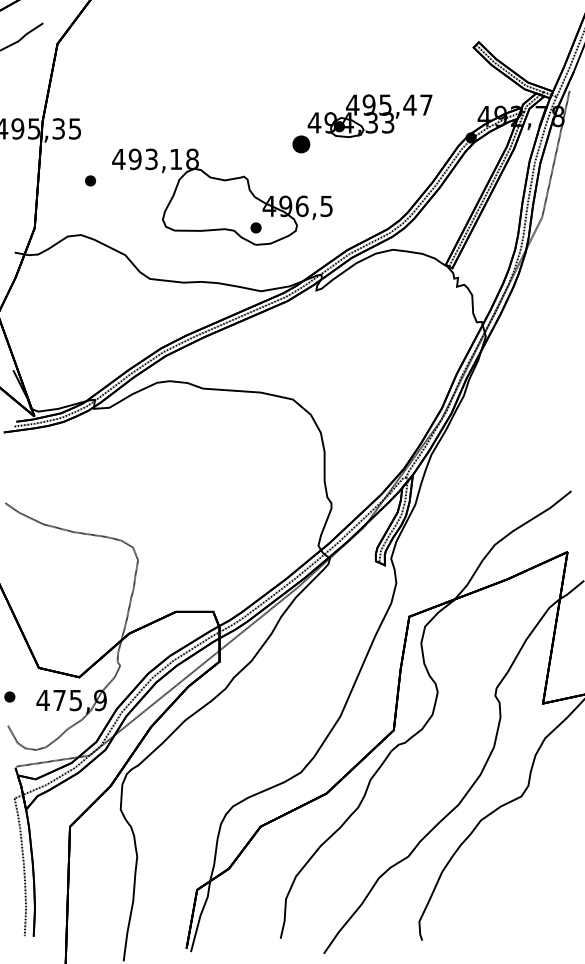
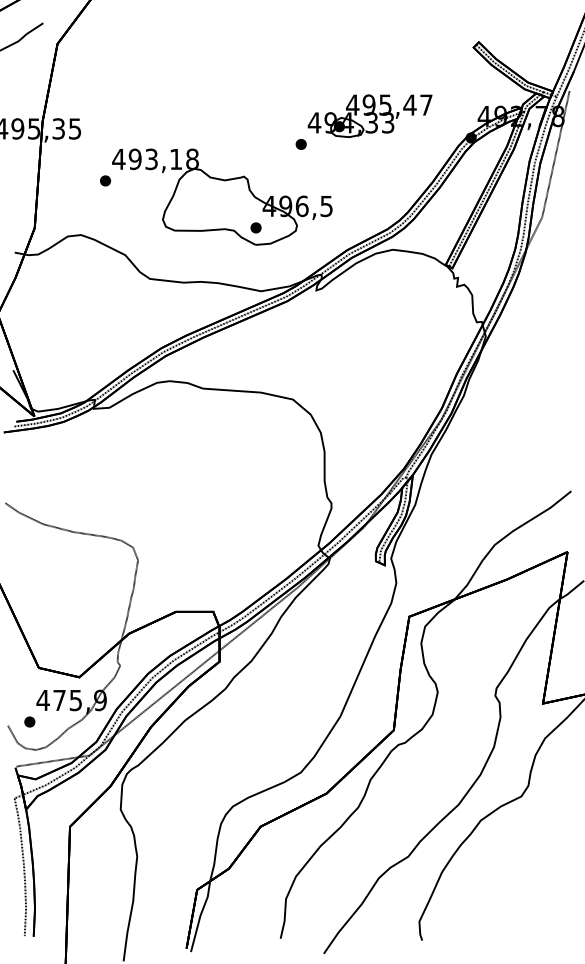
part size: 19x19 px -> 12x11 px (300, 144)
part position: (90, 180) -> (105, 180) (105, 180)
part position: (9, 696) -> (29, 721) (29, 721)
